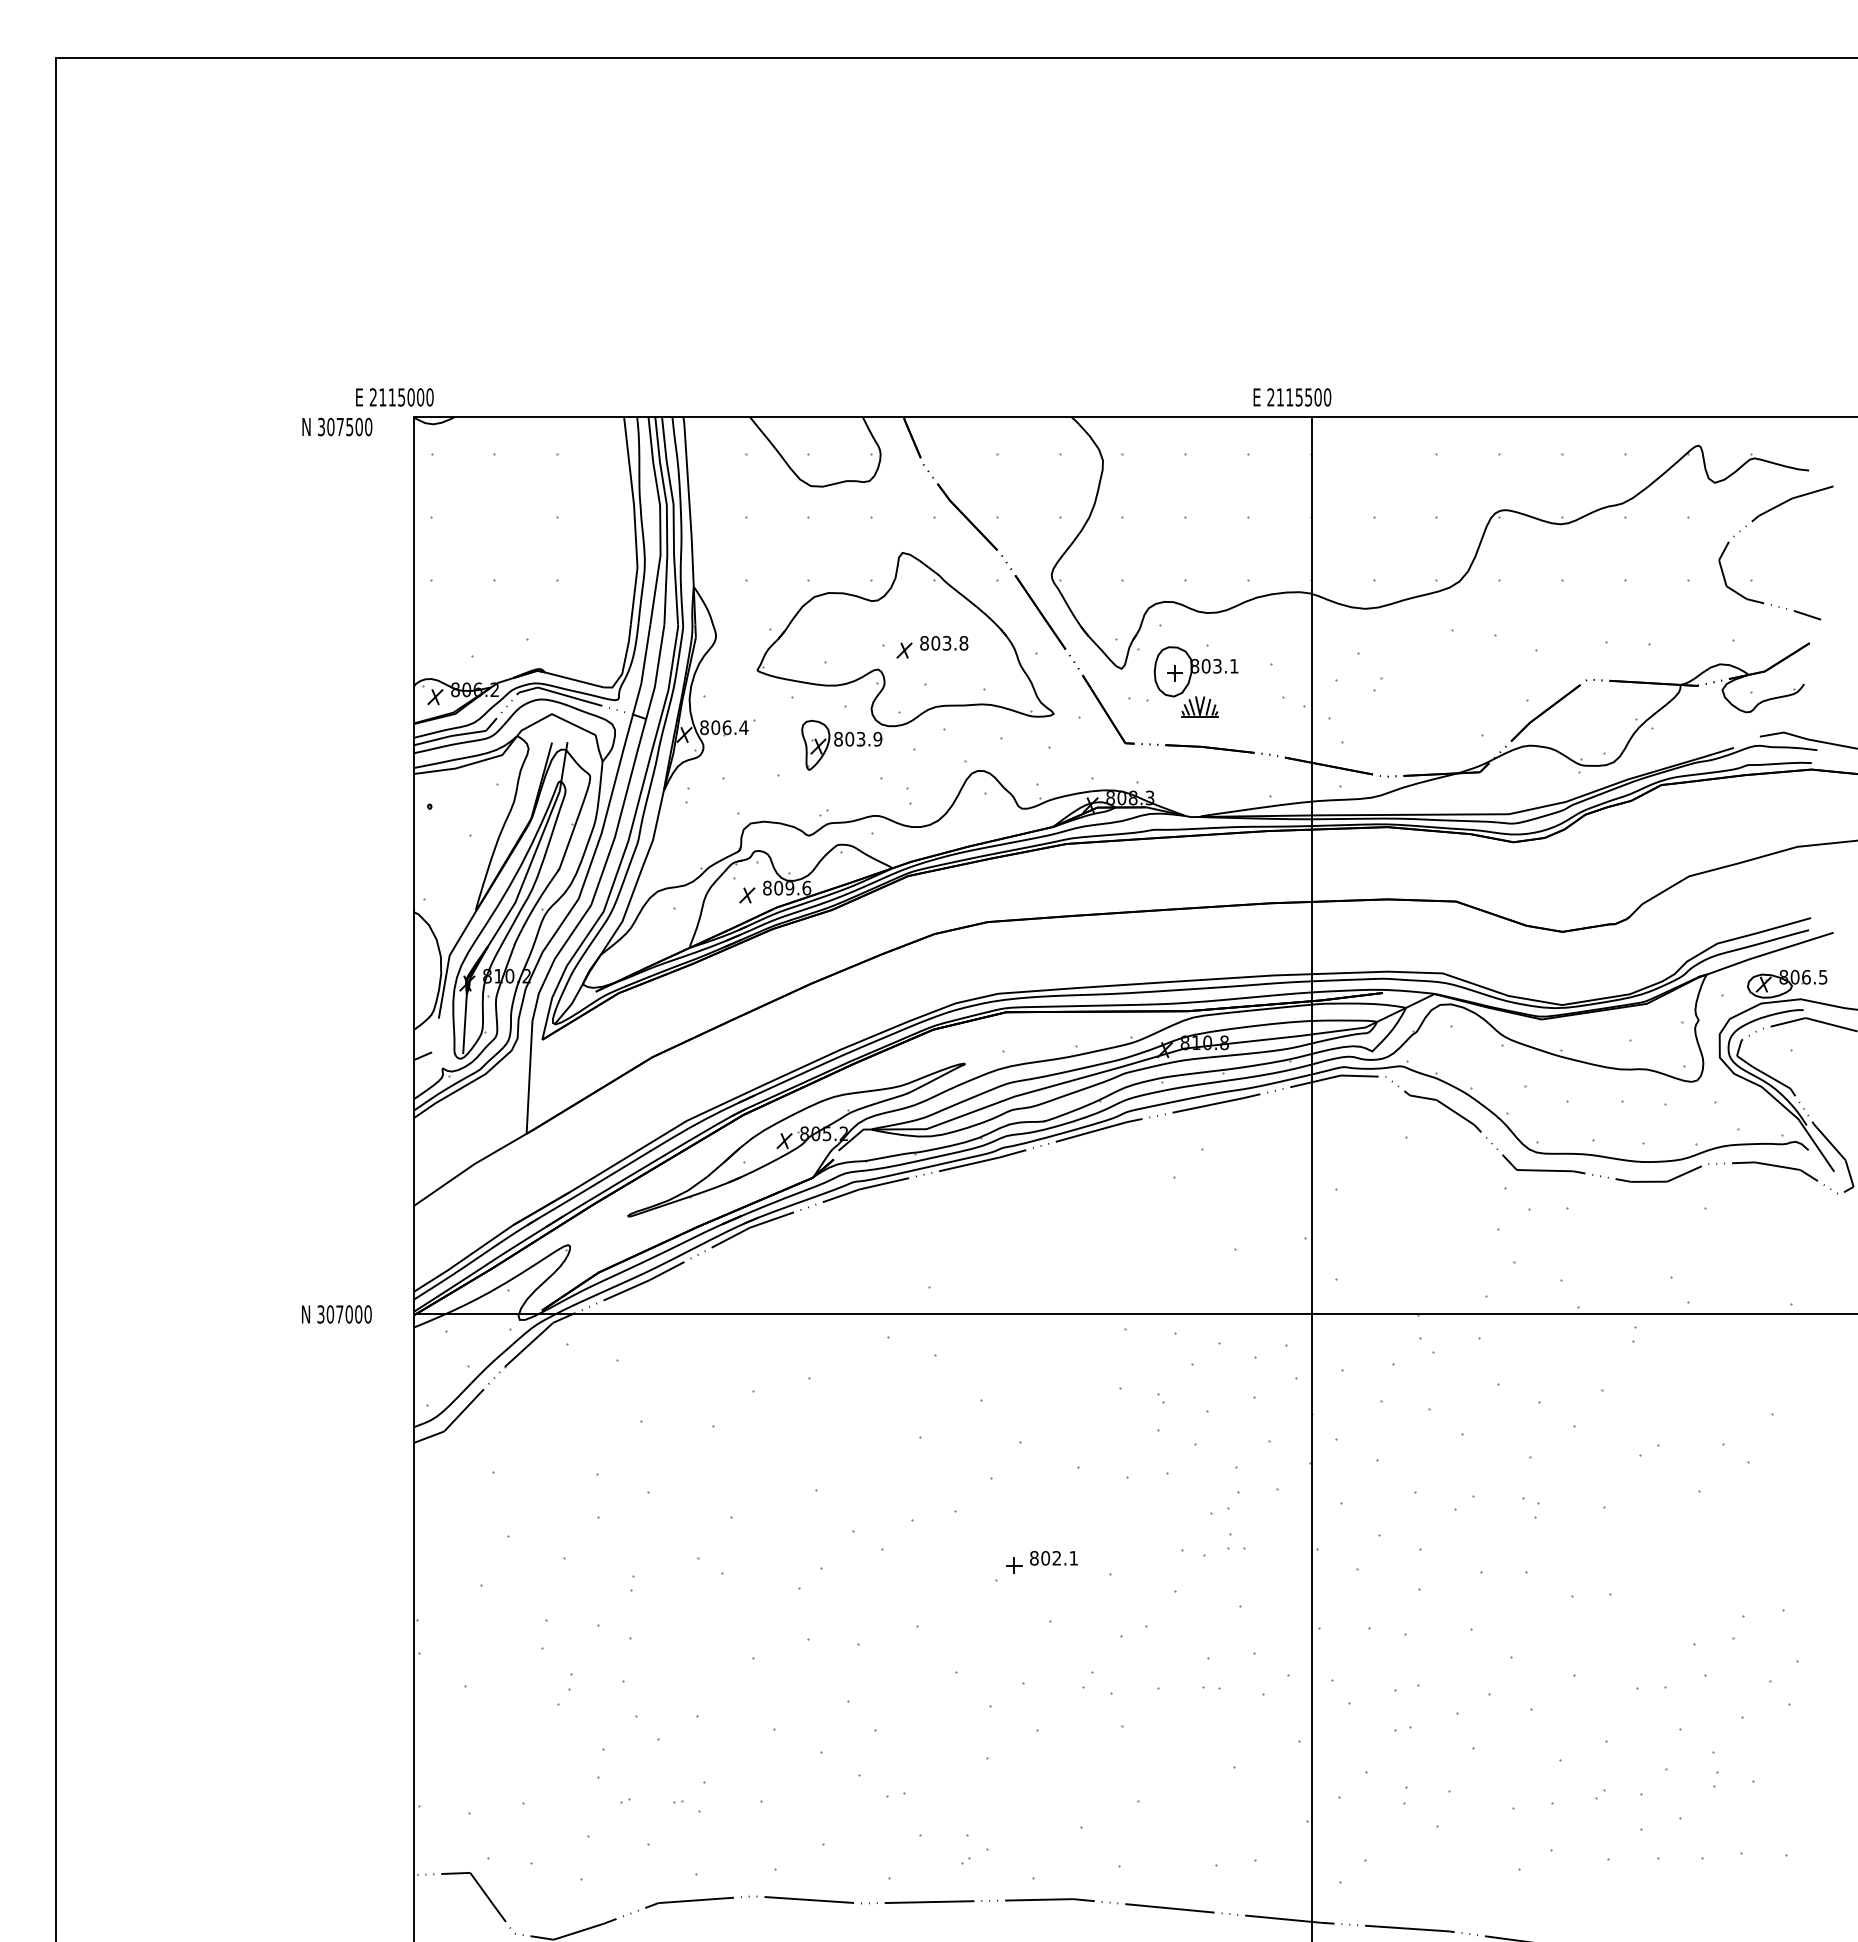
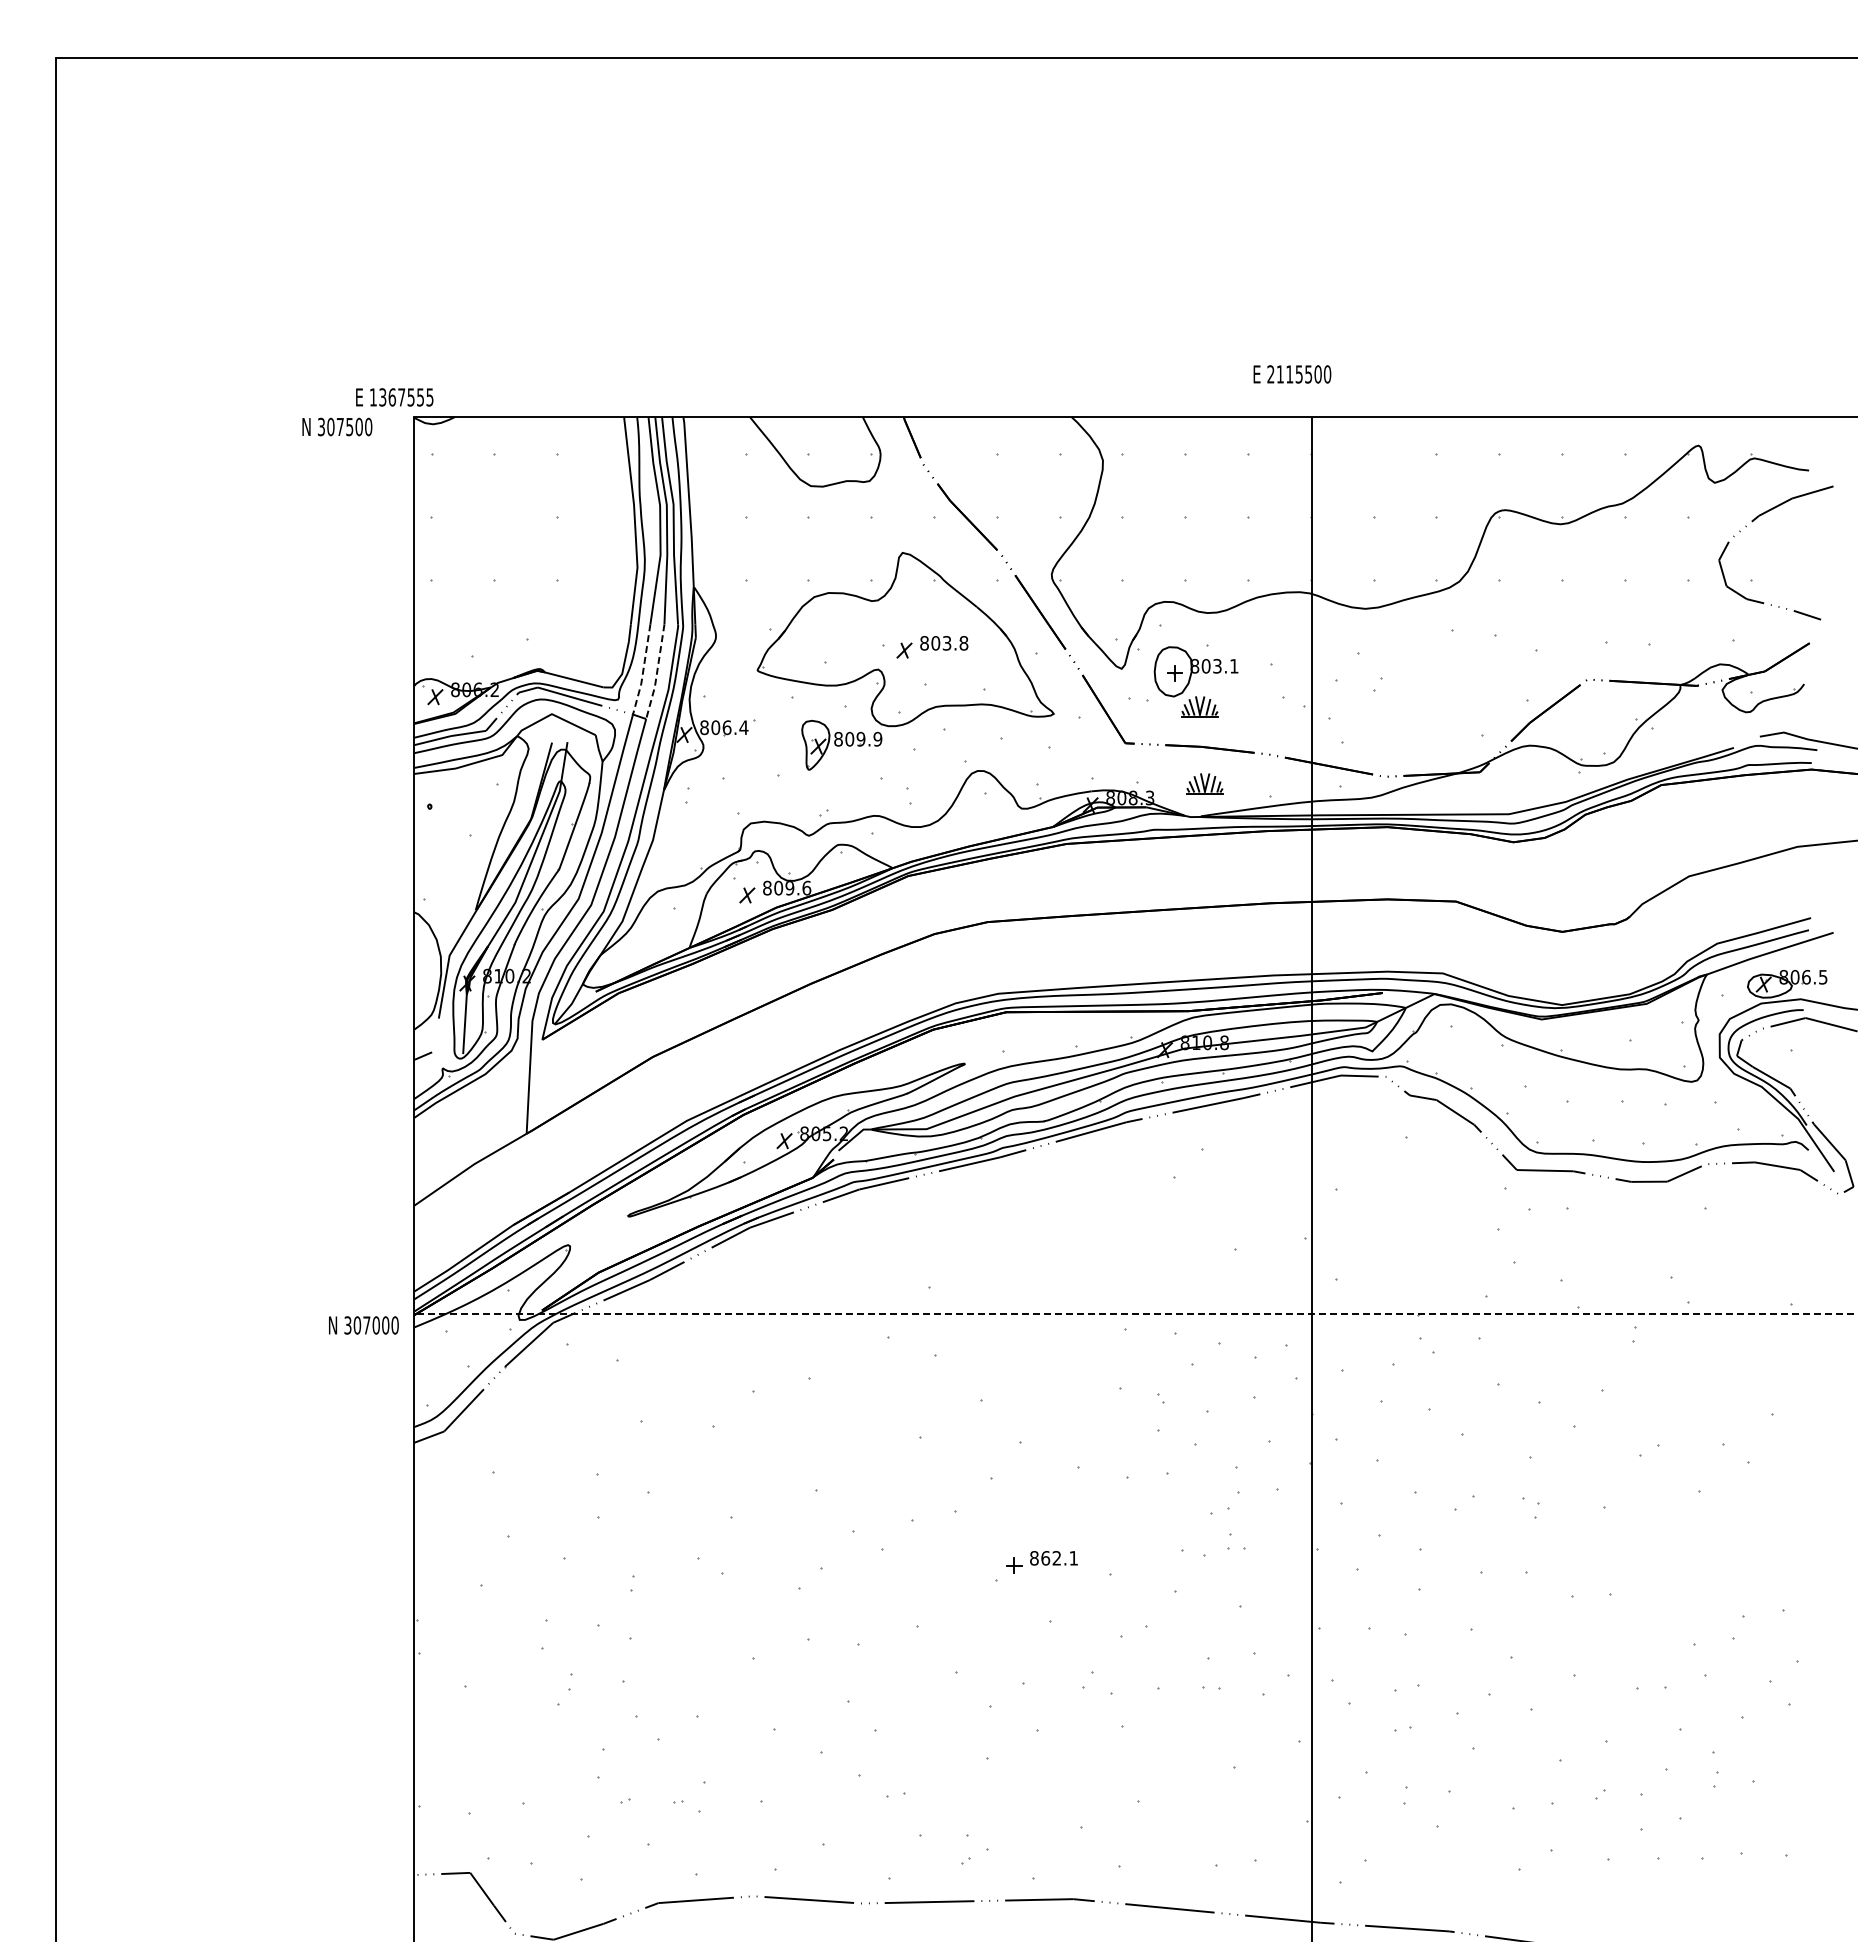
text: 2115000 -> 1367555 (401, 397)
text position: (1292, 397) -> (1292, 374) (1292, 374)
line: solid -> dashed (643, 670)
line: solid -> dashed (657, 672)
text: 803.9 -> 809.9 (860, 739)
part: none -> present (1204, 783)
text position: (336, 1314) -> (363, 1325) (363, 1325)
line: solid -> dashed (1135, 1314)
text: 802.1 -> 862.1 (1045, 1558)
